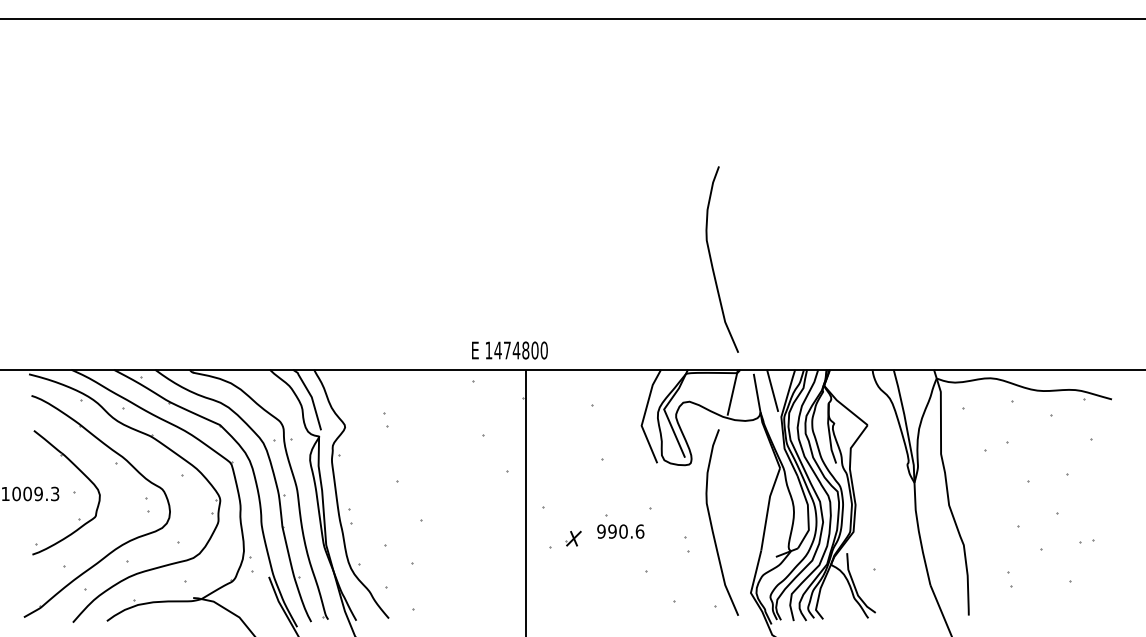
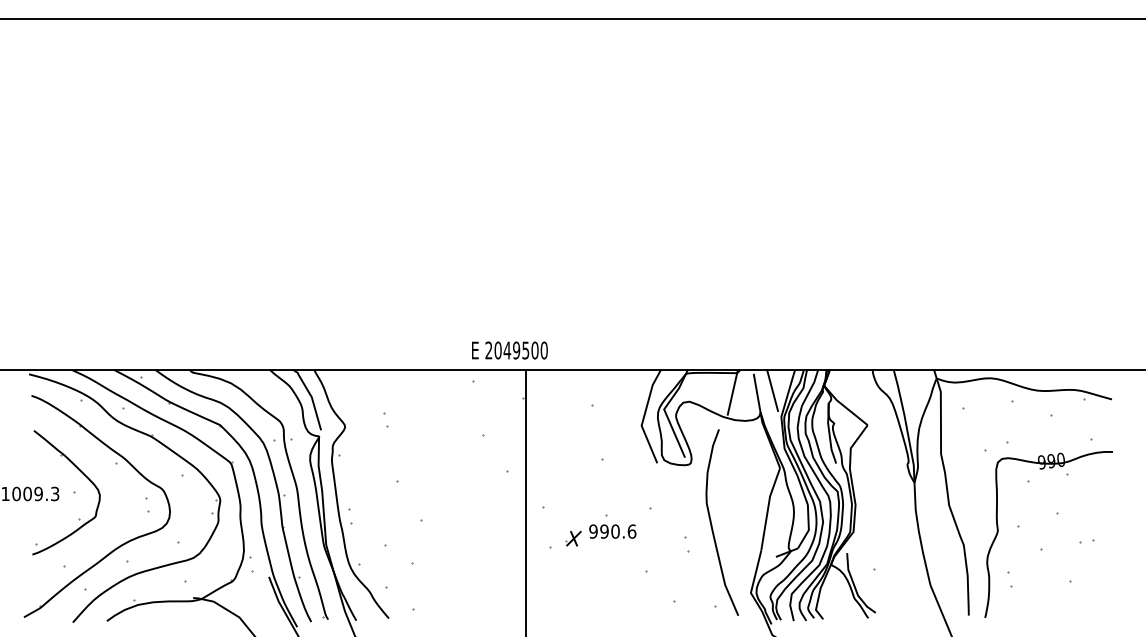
curve: present -> none (712, 261)
text: 1474800 -> 2049500 (507, 350)
text position: (620, 531) -> (612, 531) (612, 531)
part: none -> present (998, 533)
